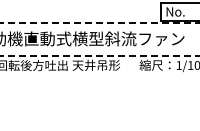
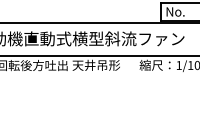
line: dashed -> solid (100, 22)
line: dashed -> solid (100, 55)
